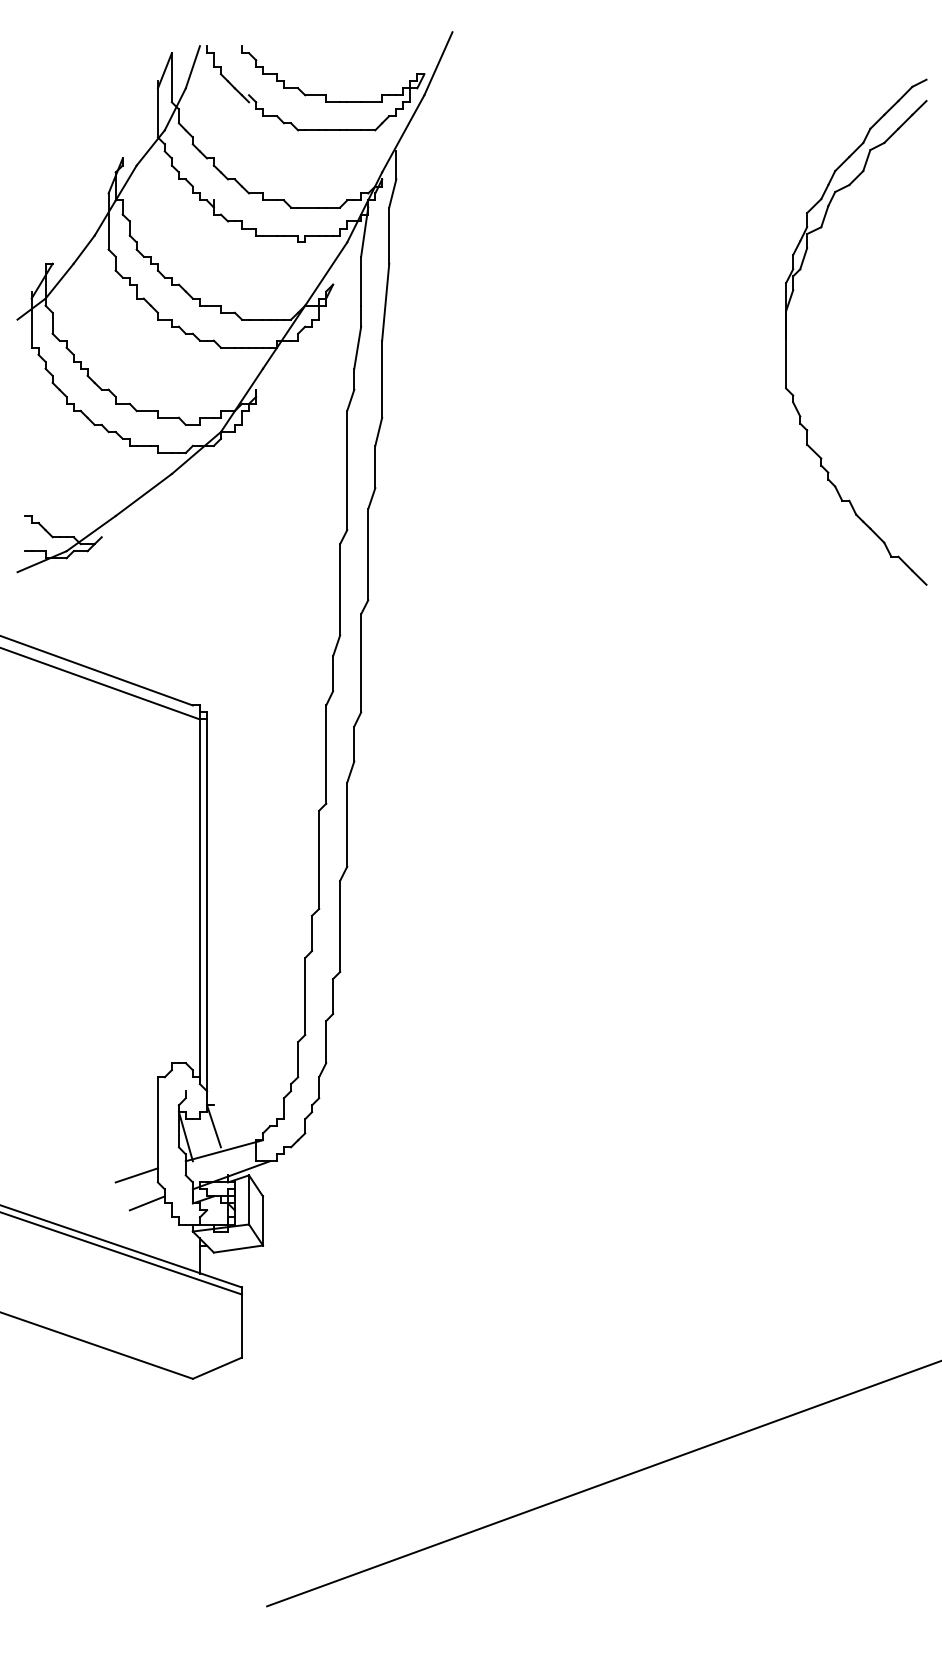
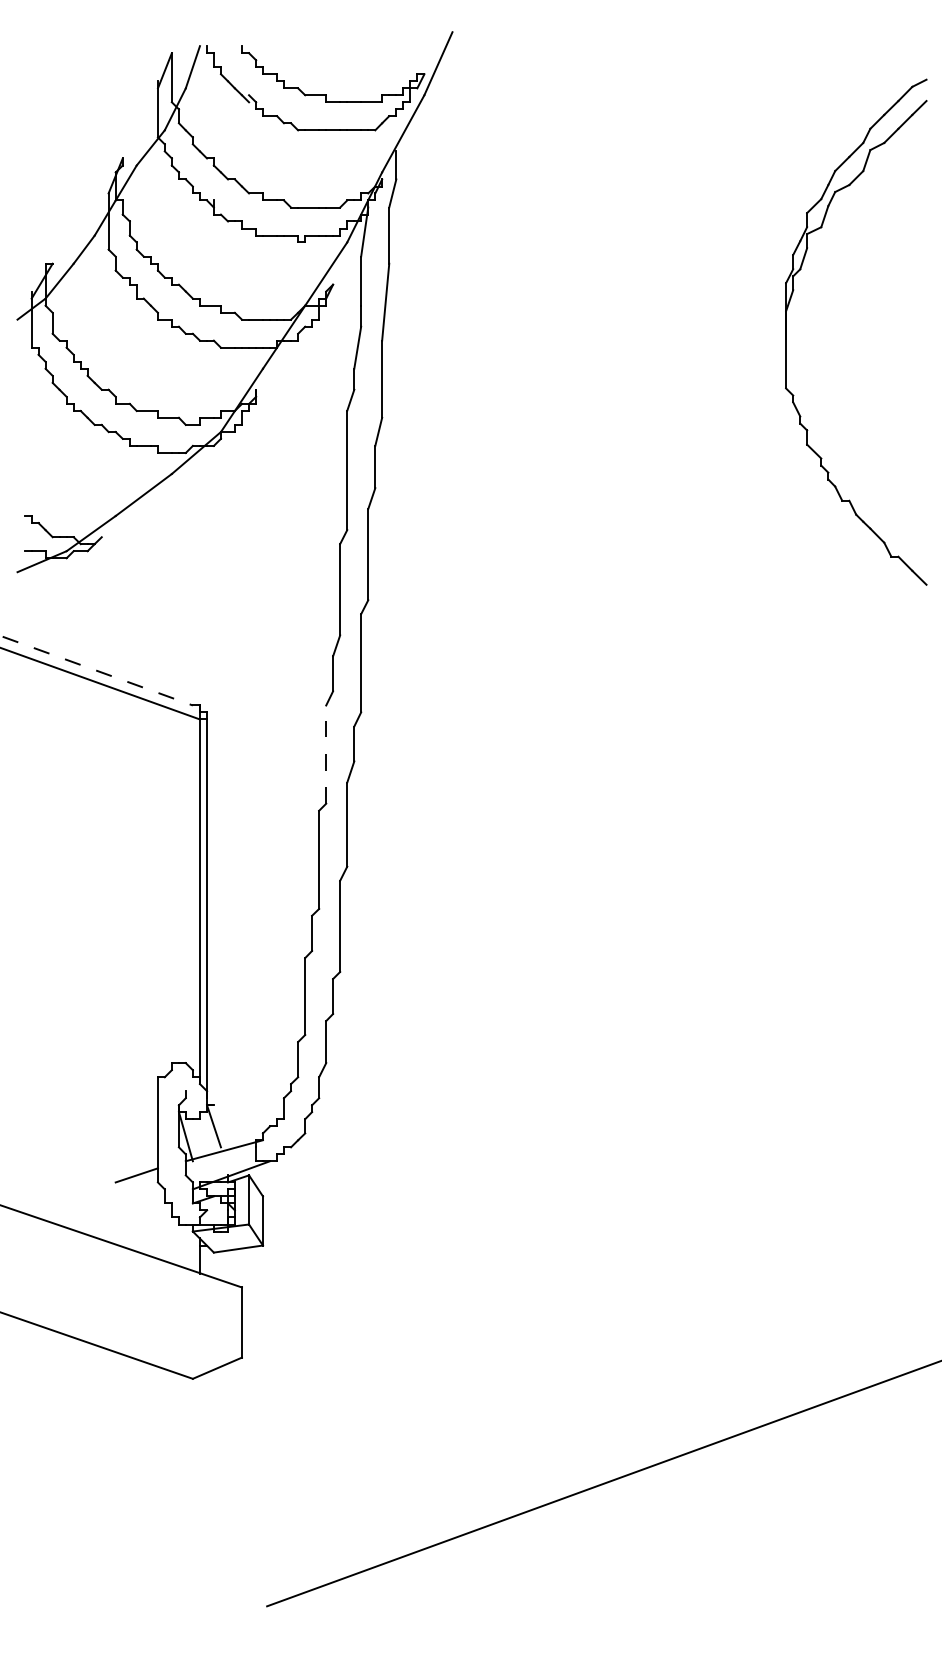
line: solid -> dashed (97, 670)
line: solid -> dashed (326, 754)
line: present -> none (146, 1203)
line: present -> none (121, 1253)
